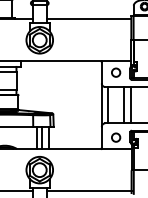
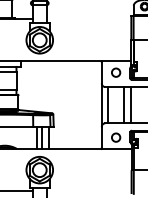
line: present -> none (88, 19)
line: present -> none (88, 191)
